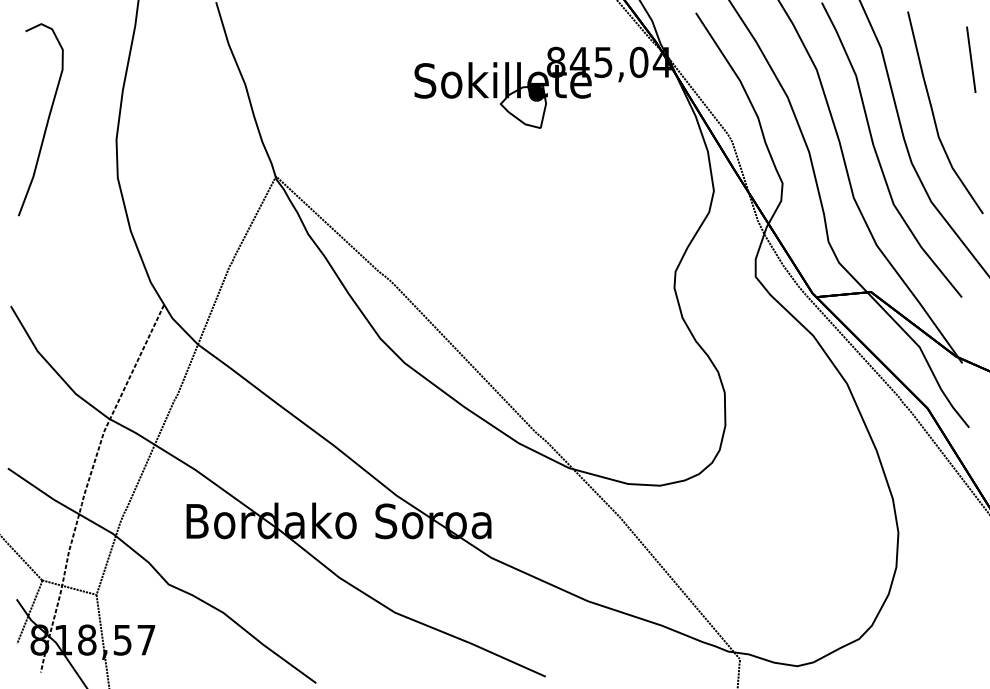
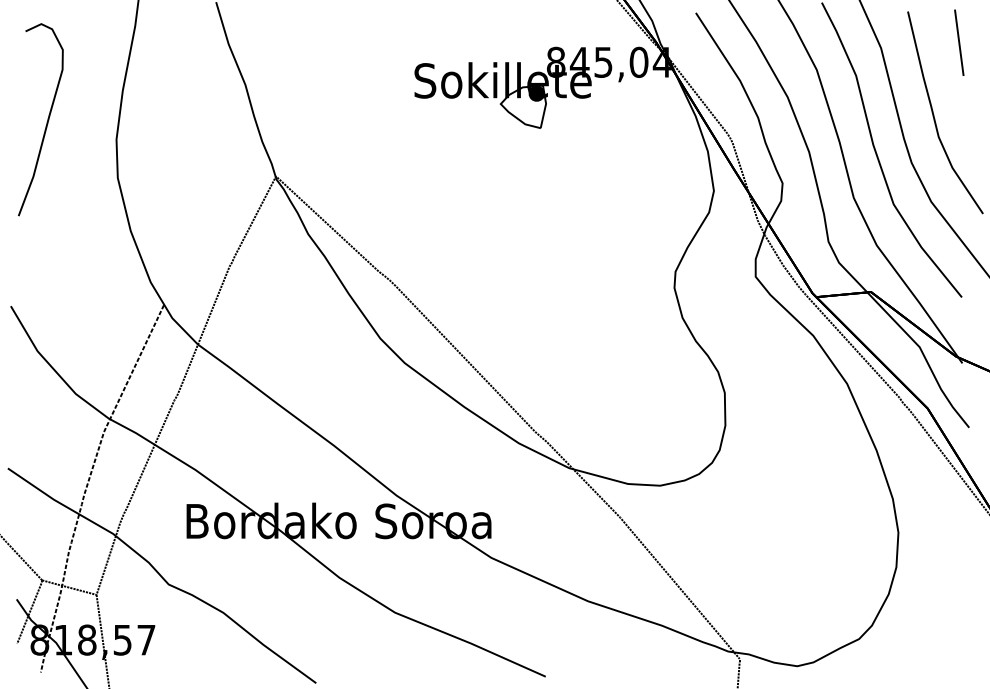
line position: (971, 59) -> (959, 42) (959, 42)
